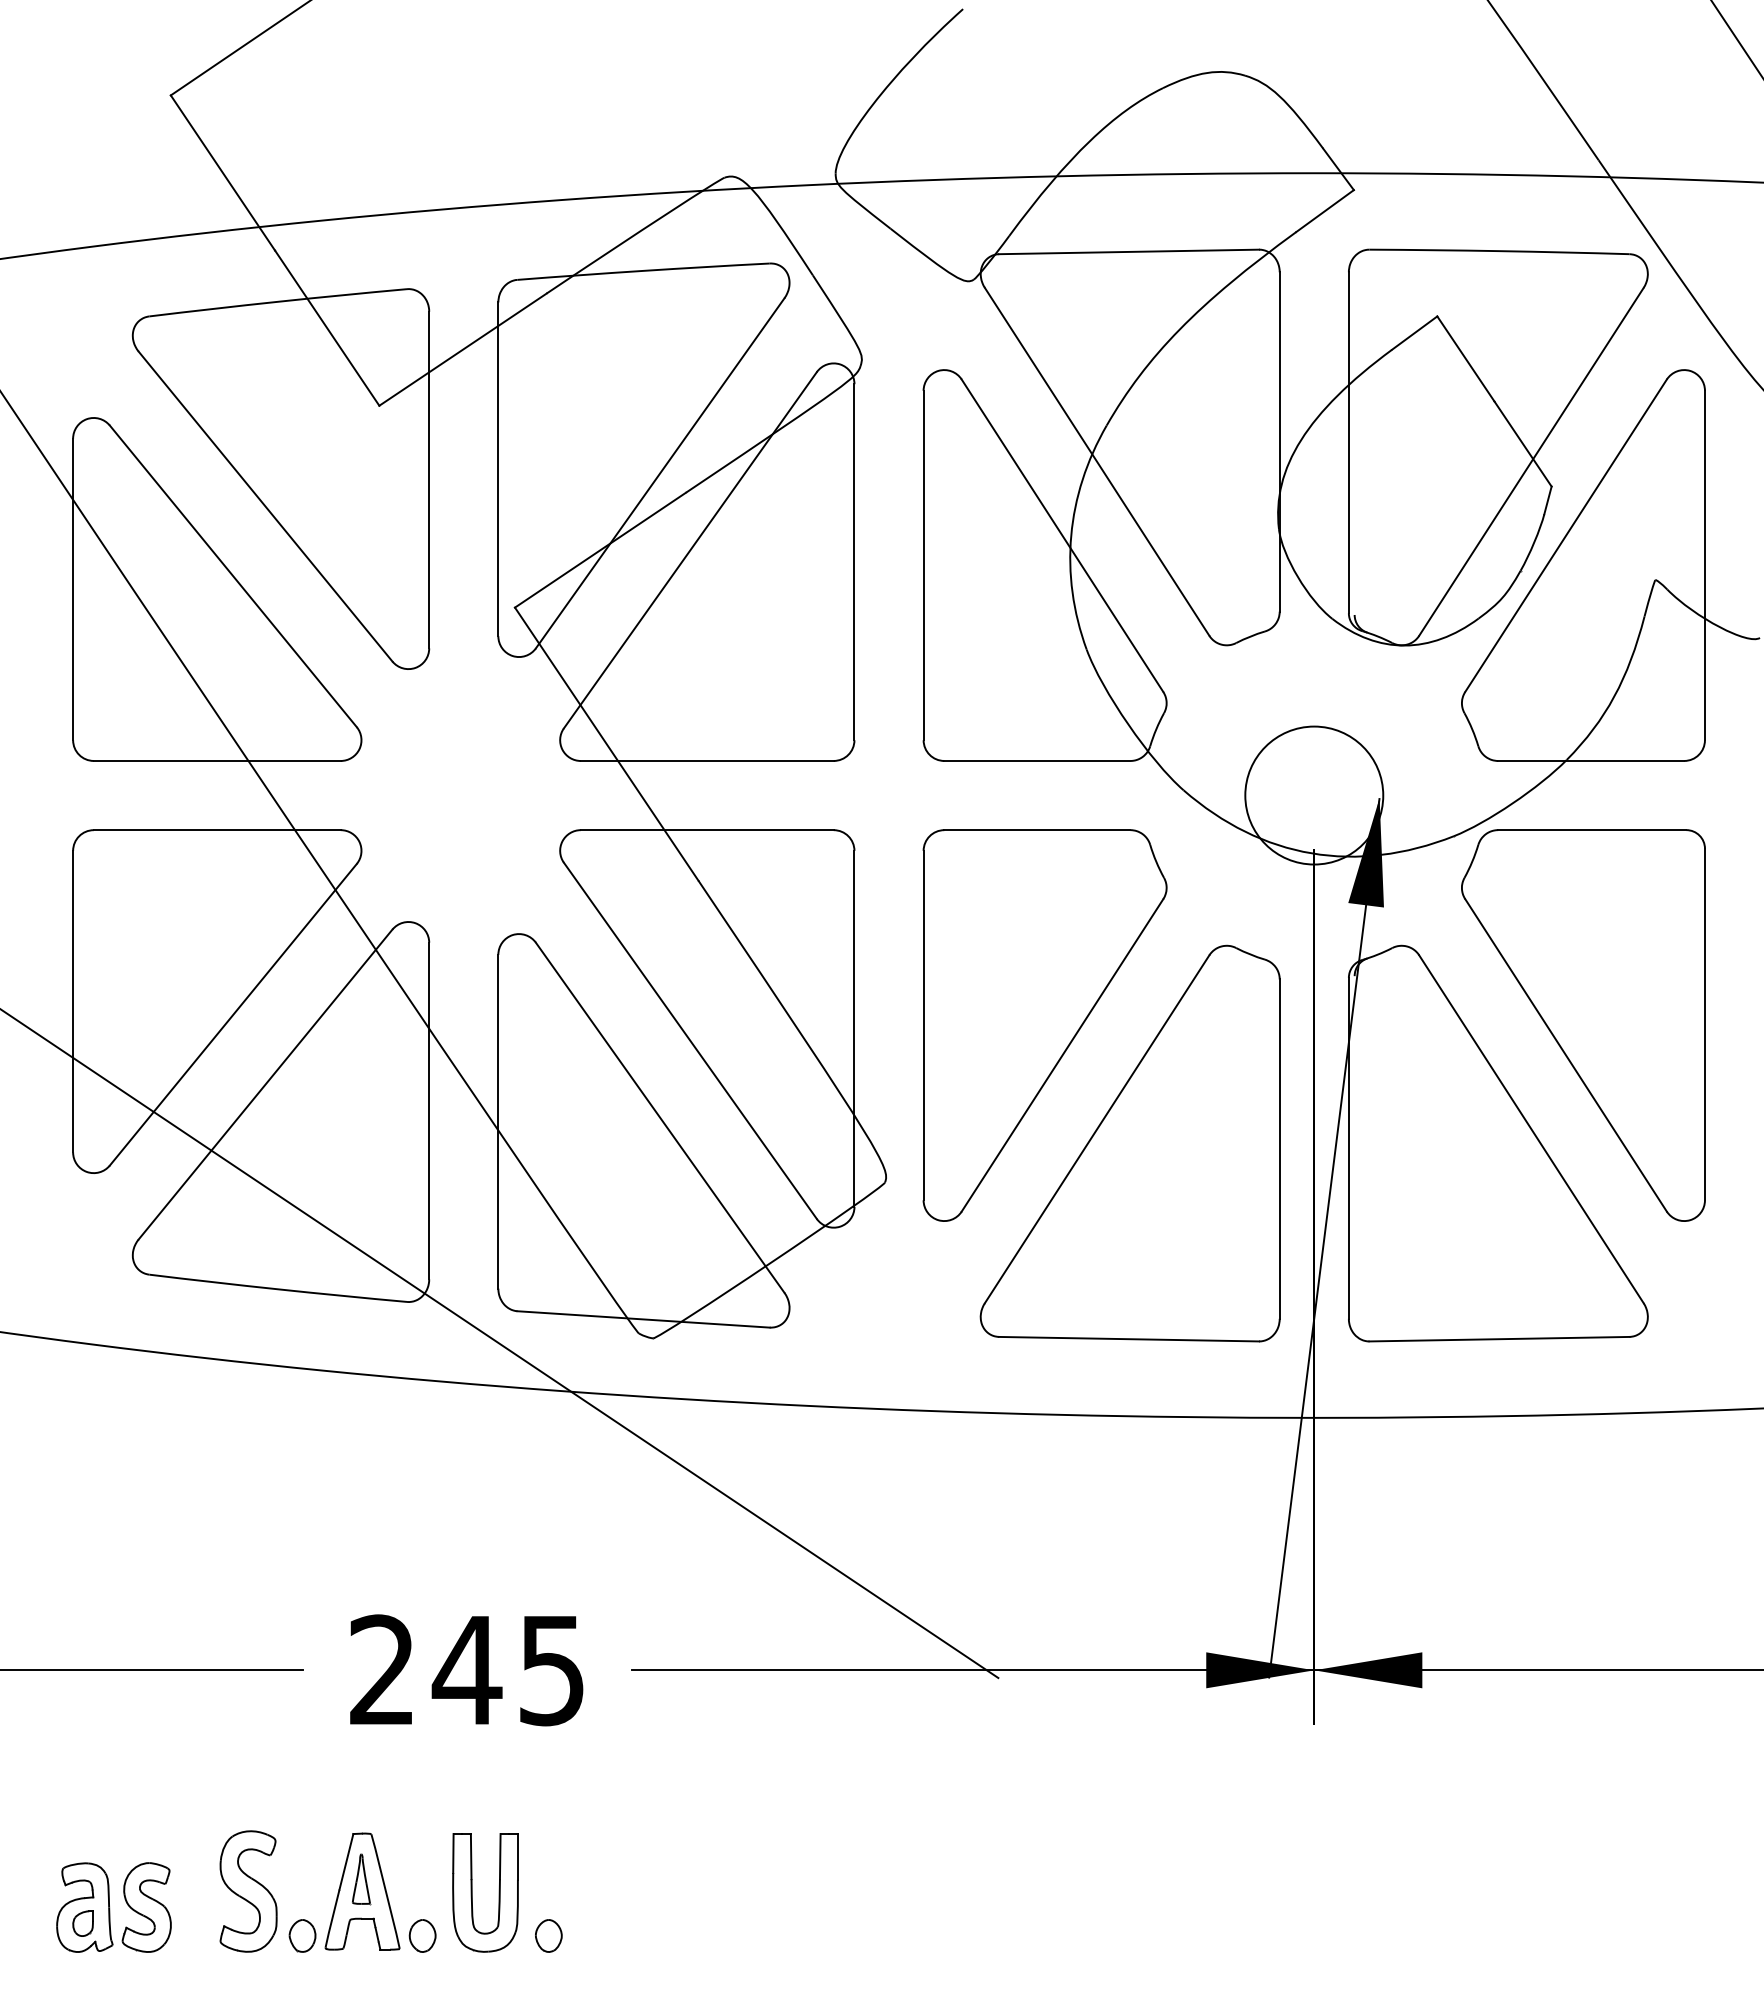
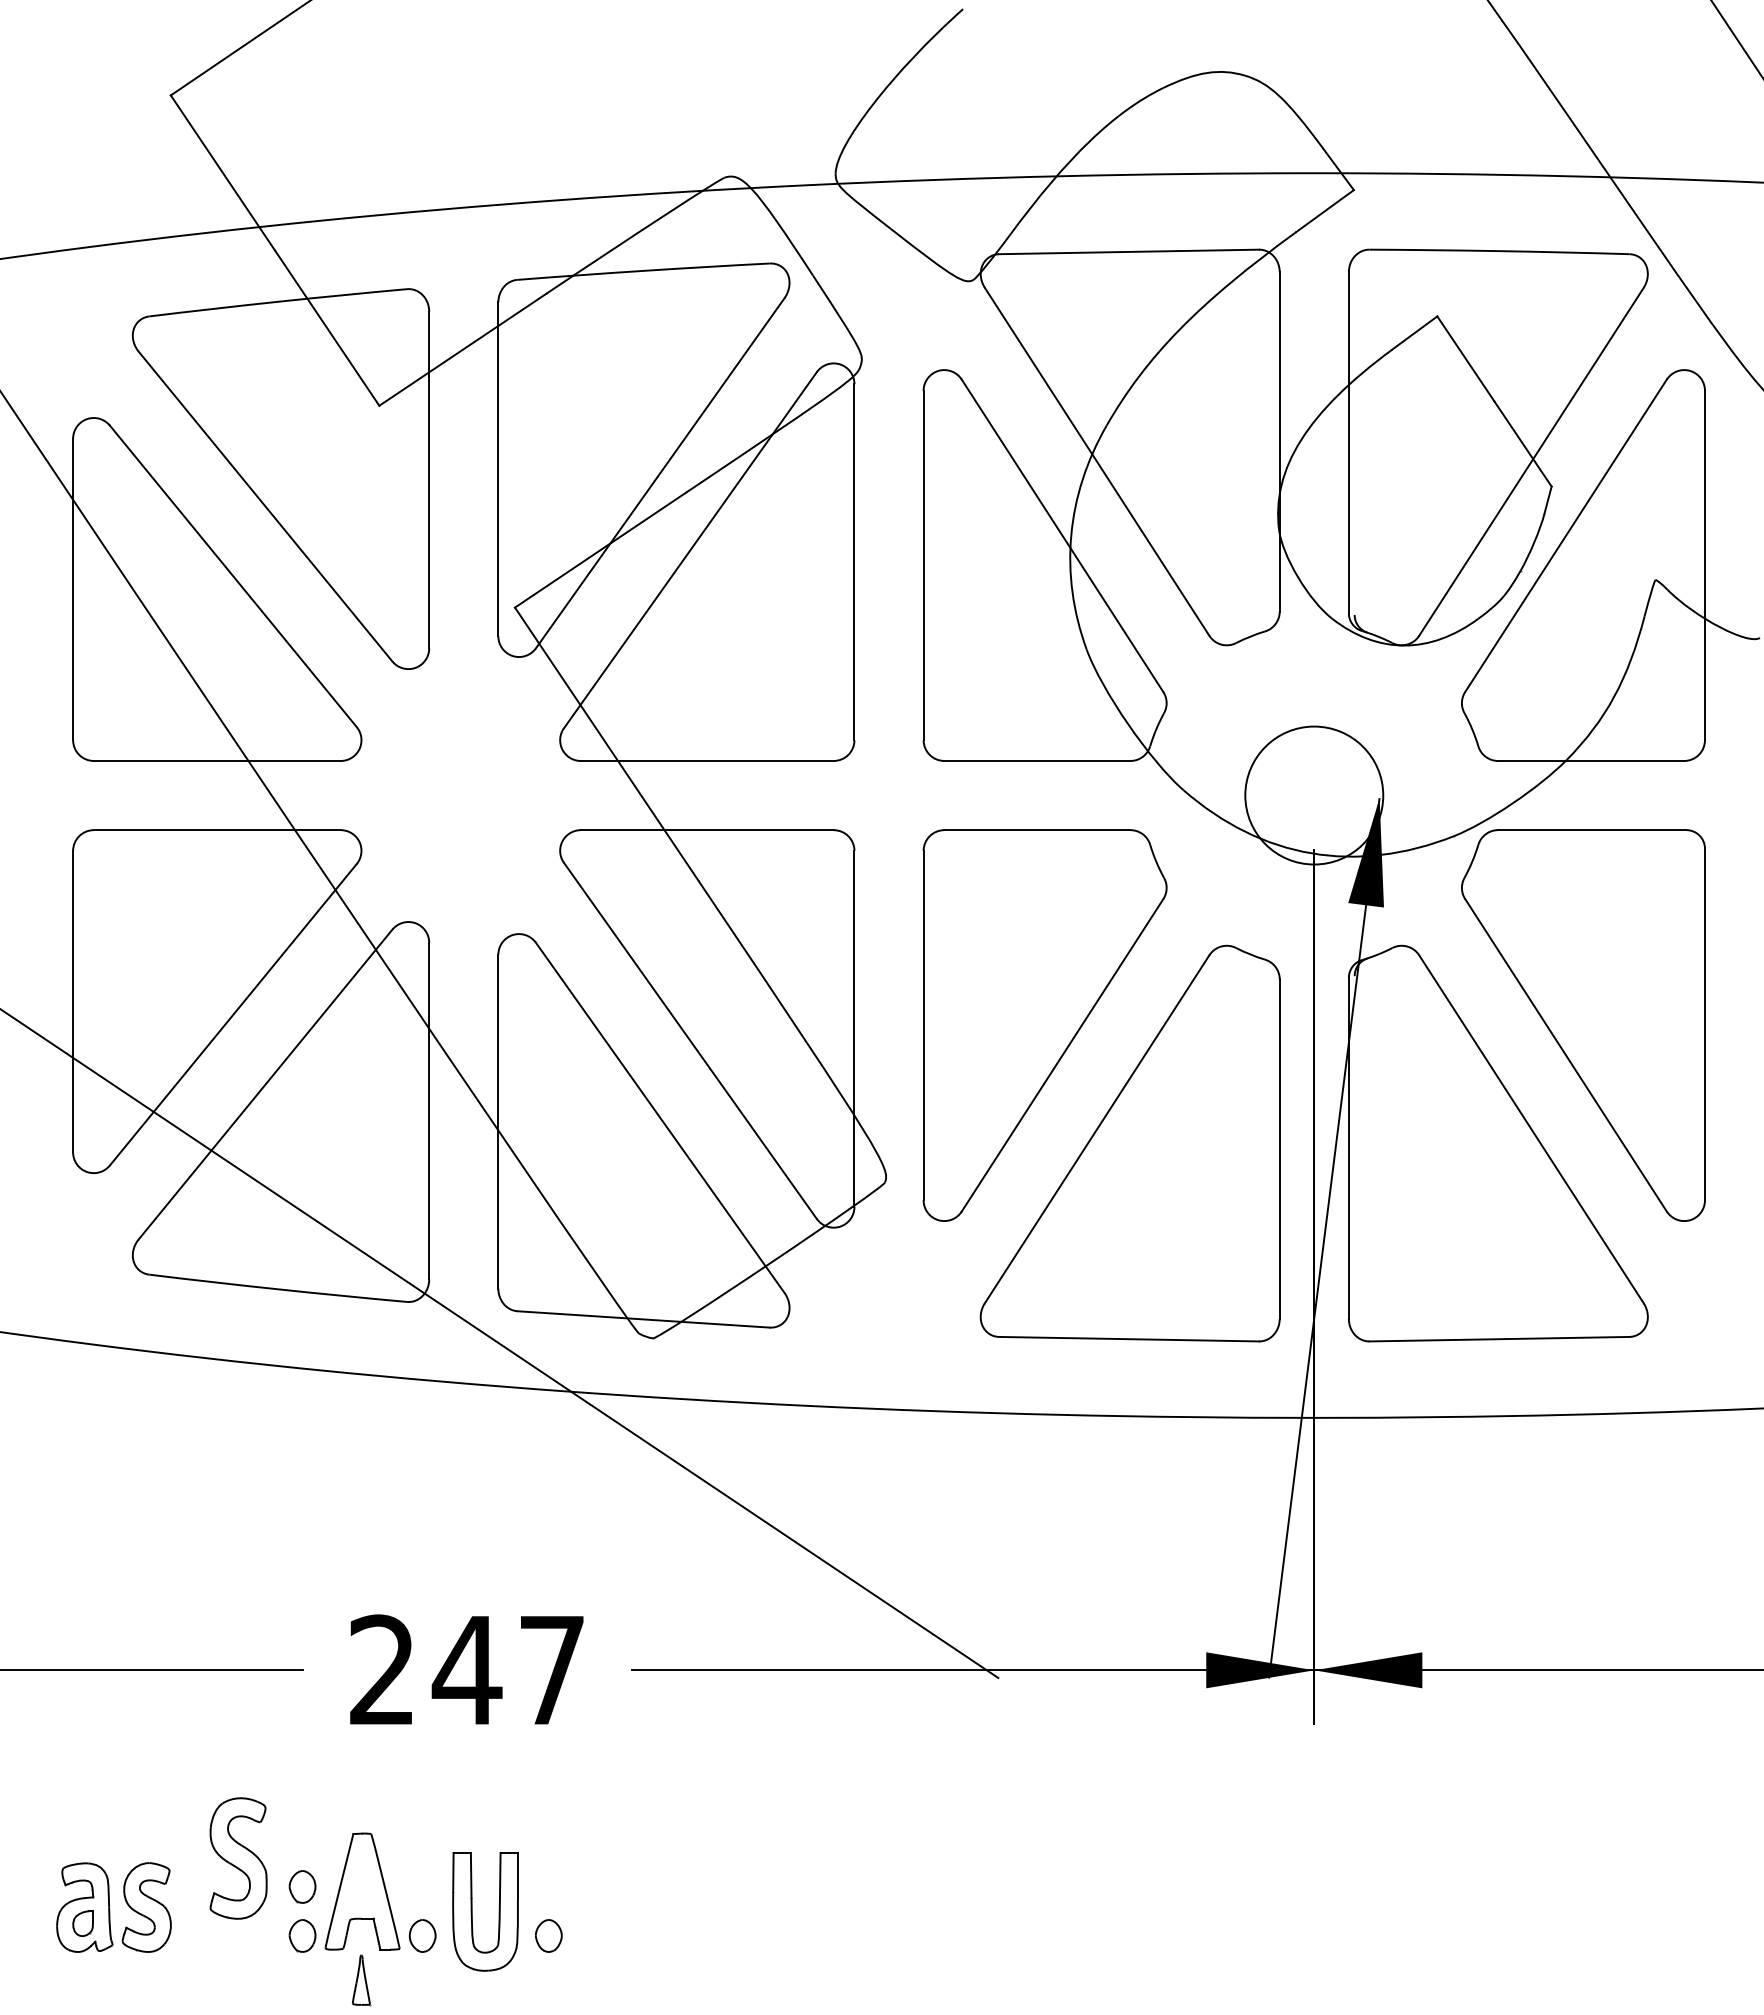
text: 245 -> 247 (551, 1671)
part position: (361, 1879) -> (361, 1980) (361, 1980)
part: none -> present (302, 1886)
part position: (248, 1891) -> (238, 1858) (238, 1858)
part position: (472, 1892) -> (472, 1911) (472, 1911)
